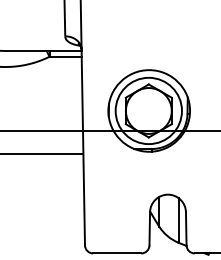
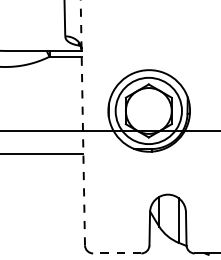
line: solid -> dashed (82, 122)
line: solid -> dashed (116, 253)
